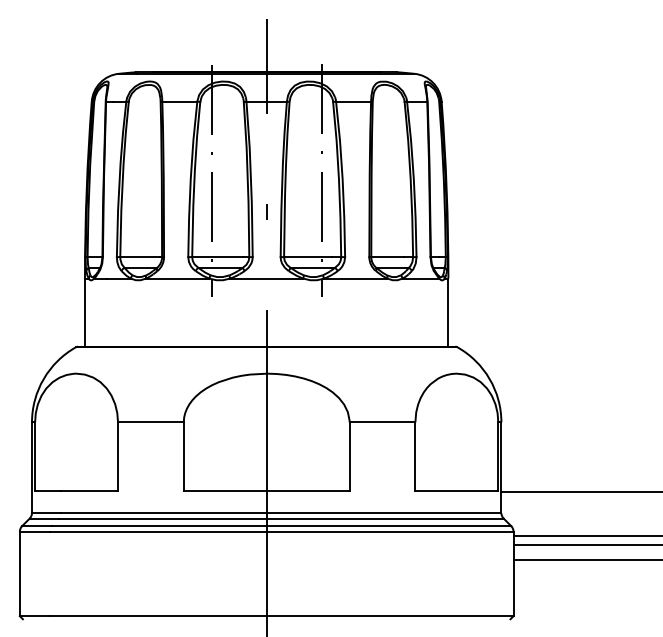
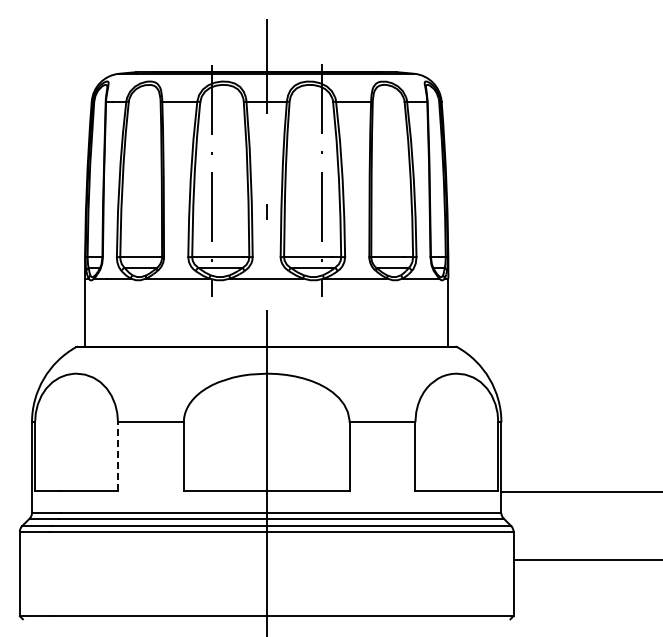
line: solid -> dashed (118, 456)
line: present -> none (586, 535)
line: present -> none (586, 544)
